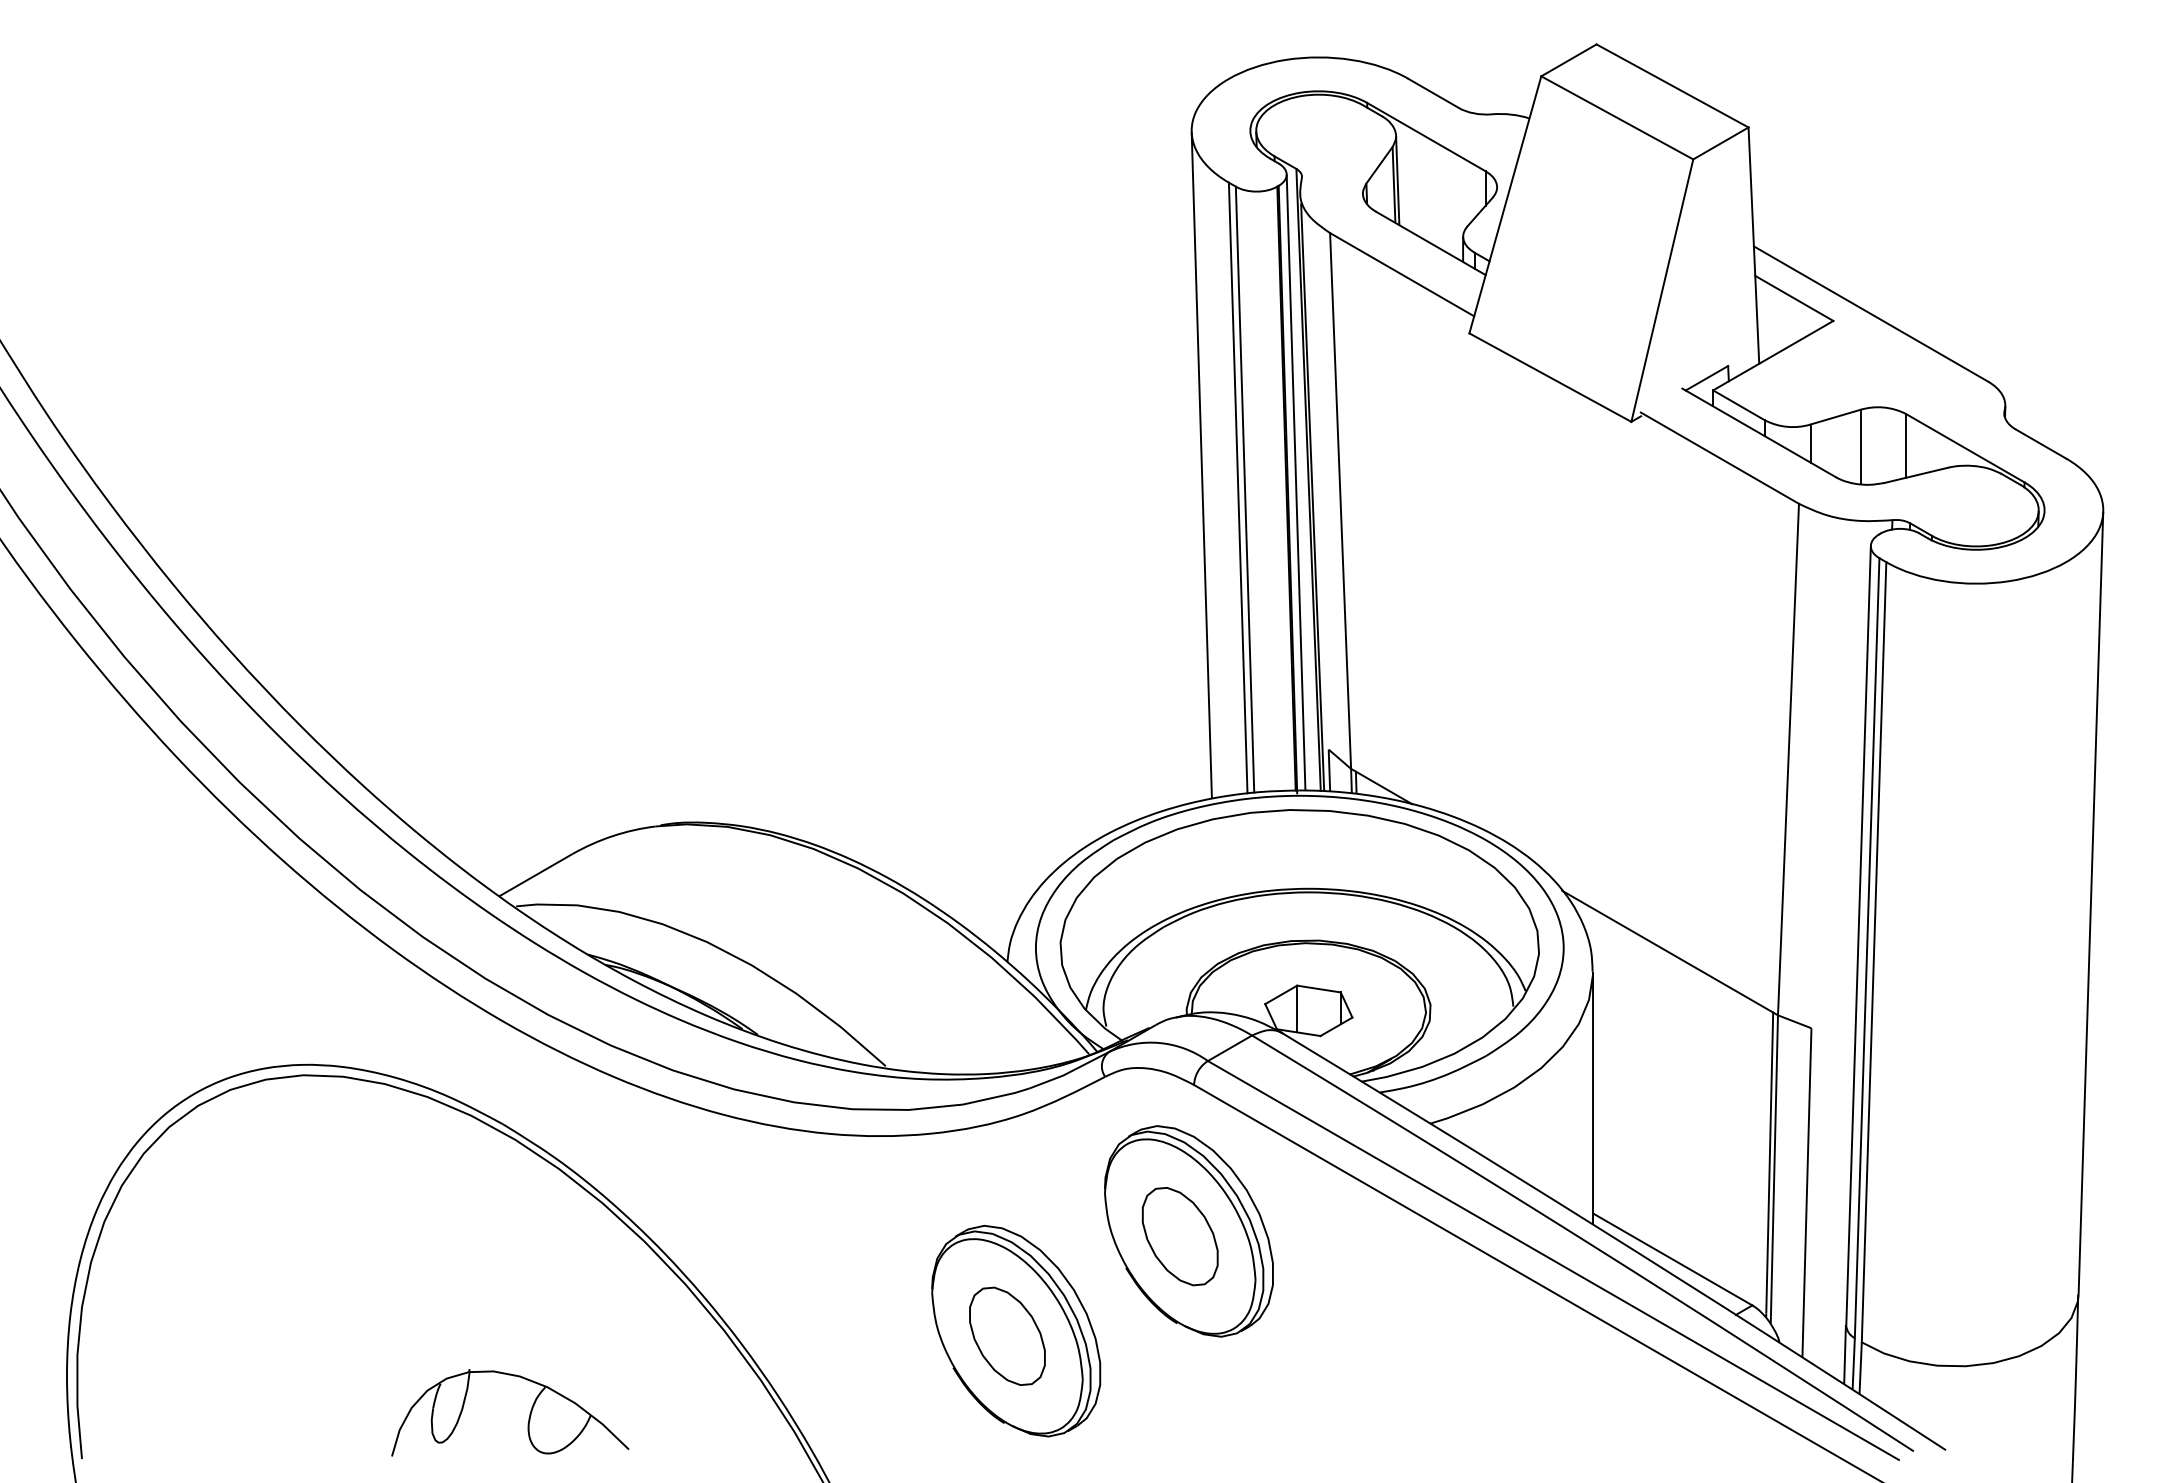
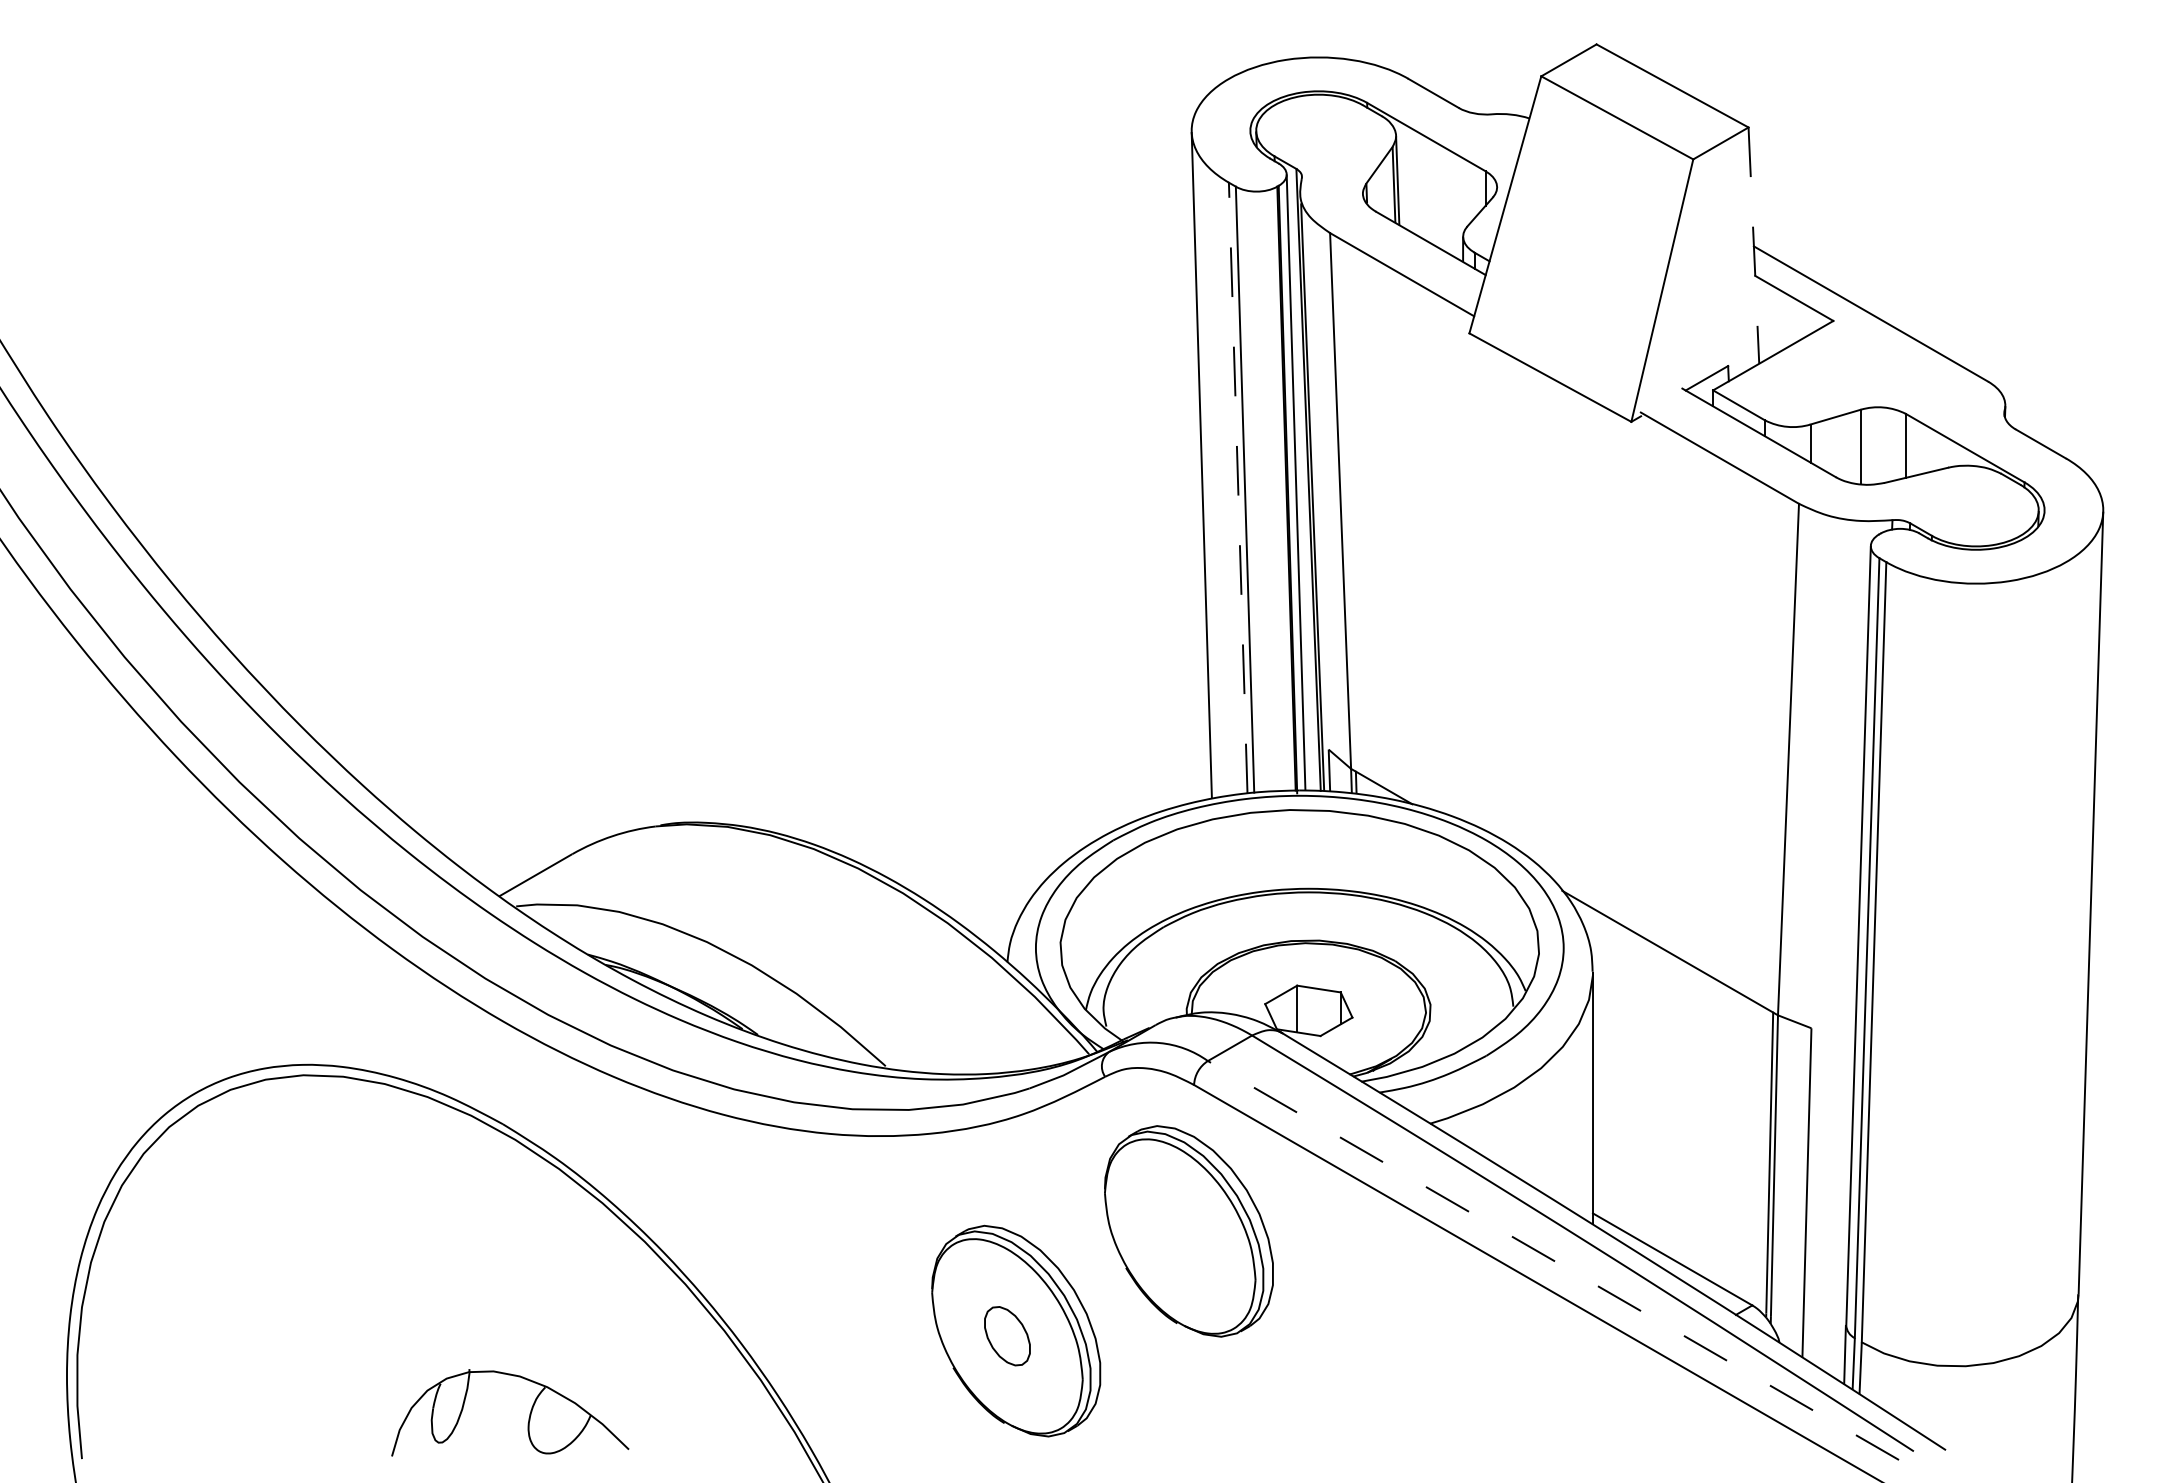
line: solid -> dashed (1753, 246)
line: solid -> dashed (1238, 487)
part: present -> none (1179, 1236)
line: solid -> dashed (1553, 1260)
part size: 77x100 px -> 47x61 px (1007, 1336)
